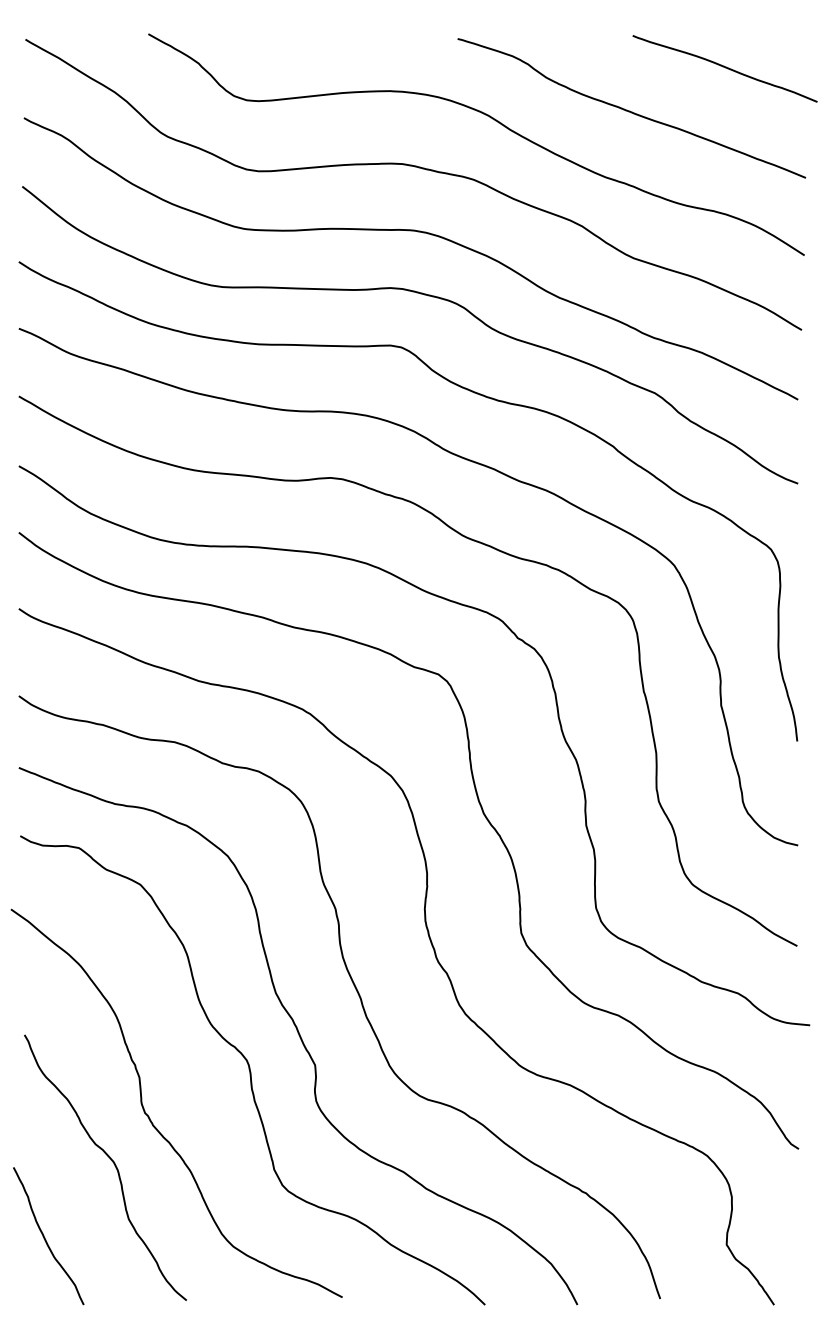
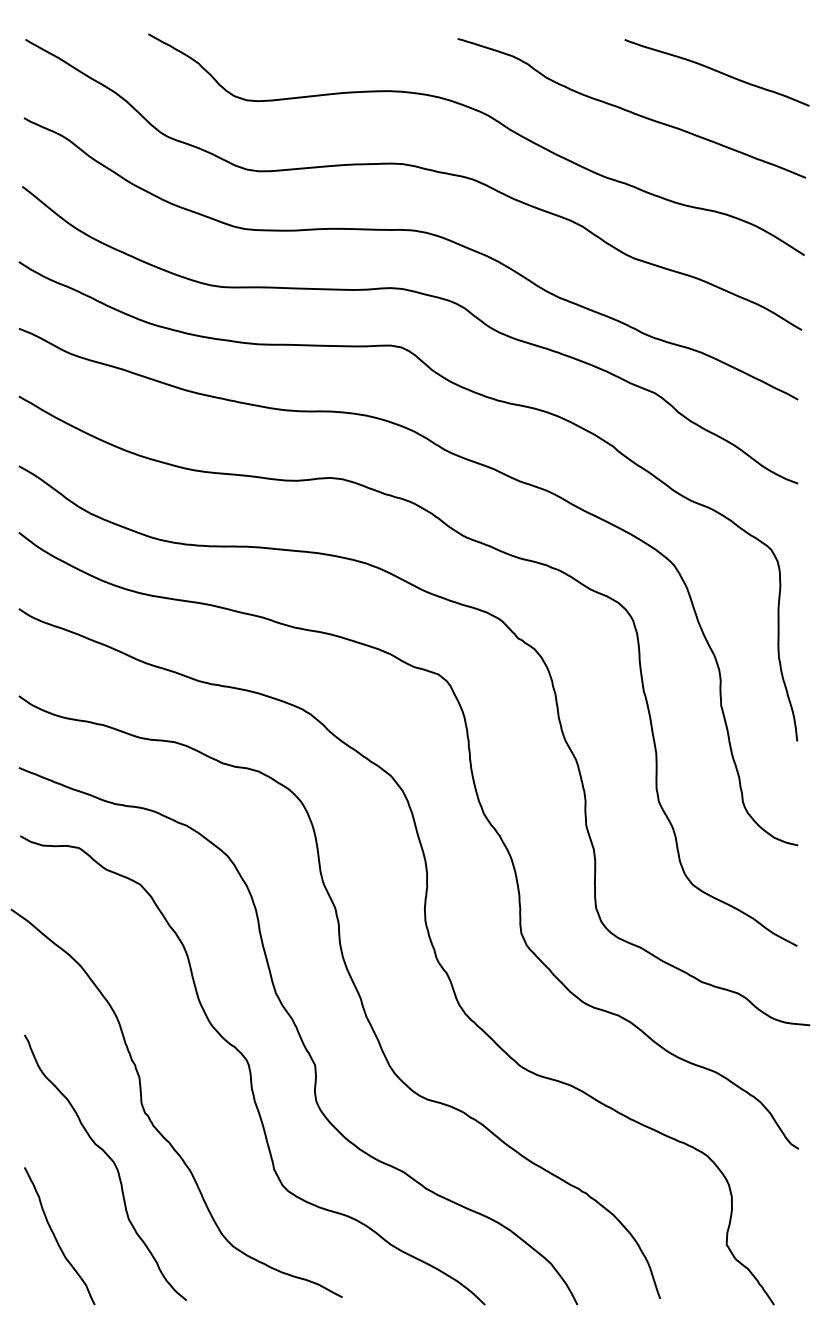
curve position: (724, 67) -> (716, 71) (716, 71)
curve position: (45, 1237) -> (56, 1237) (56, 1237)
